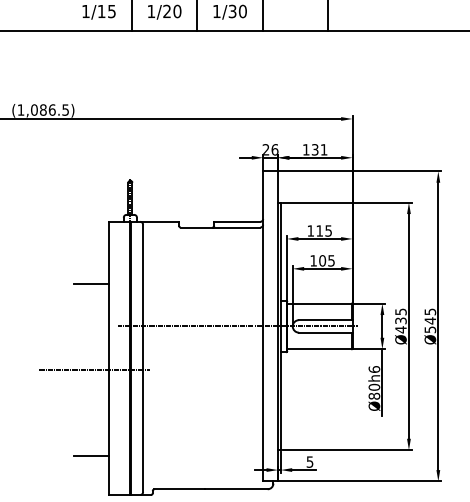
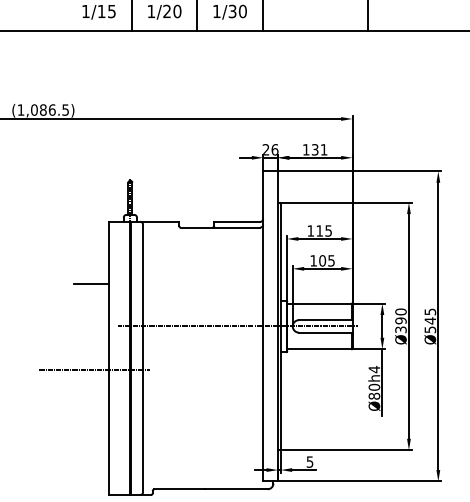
line position: (328, 16) -> (368, 16) (368, 16)
text: Ø435 -> Ø390 (400, 320)
text: Ø80h6 -> Ø80h4 (374, 369)
line: present -> none (90, 455)
